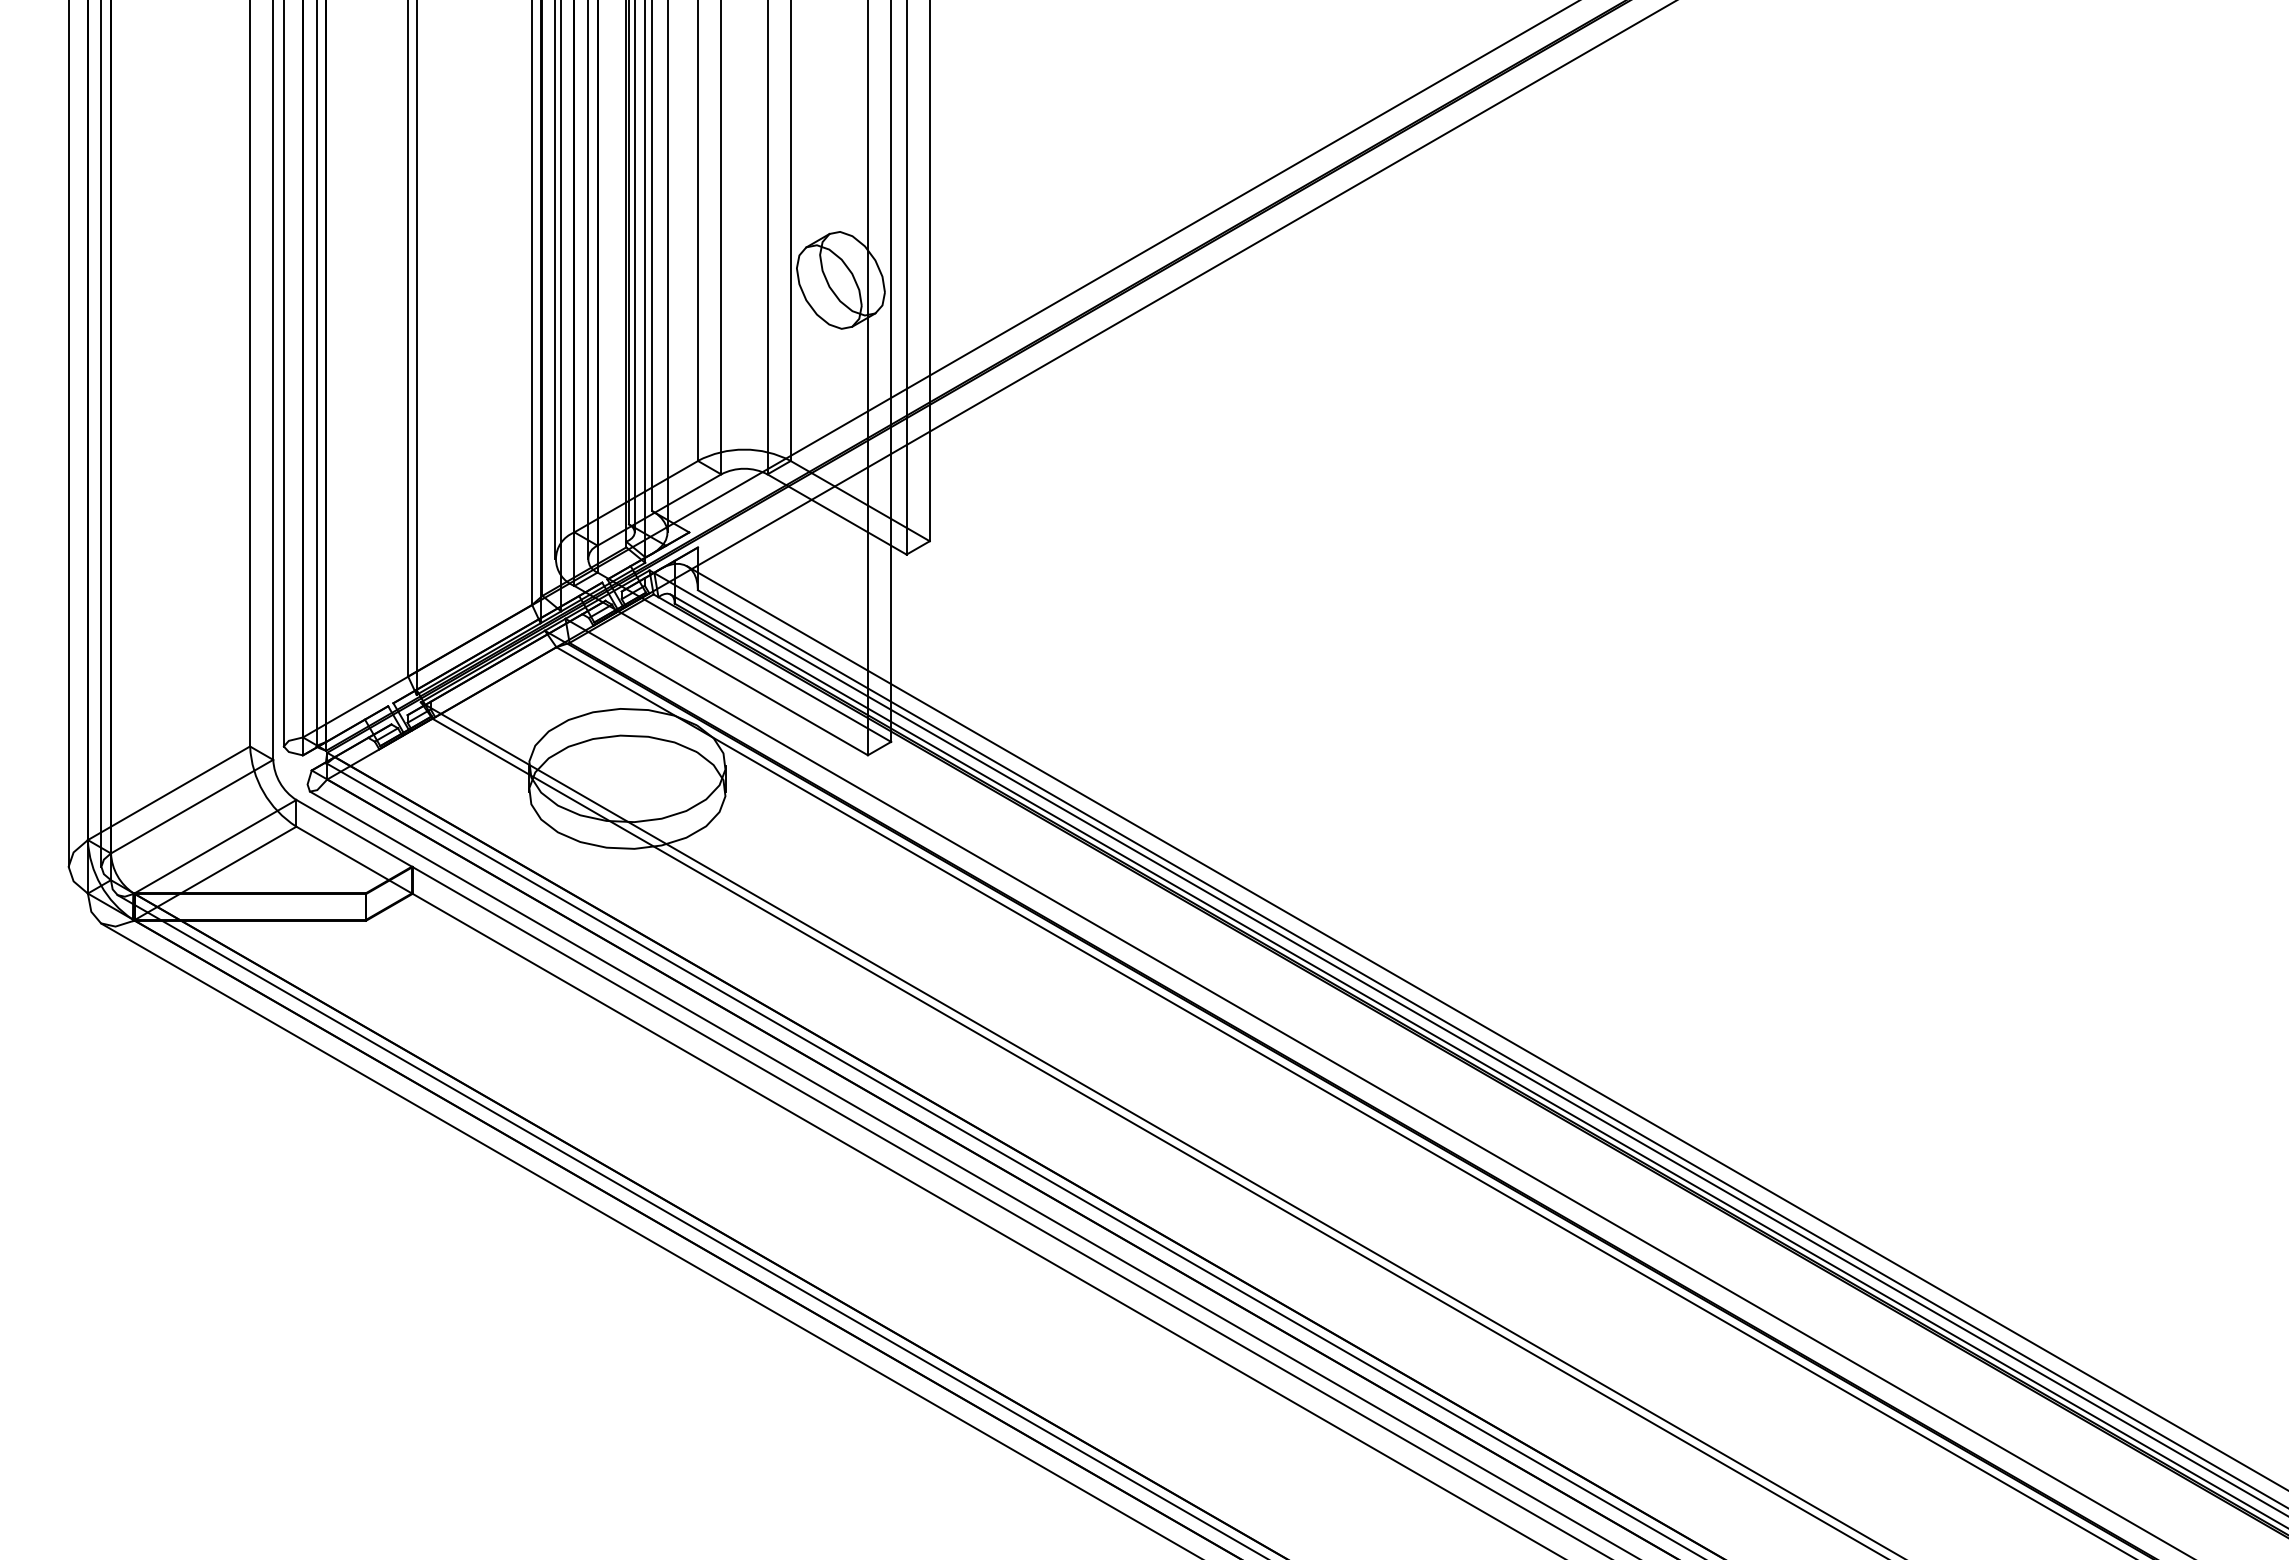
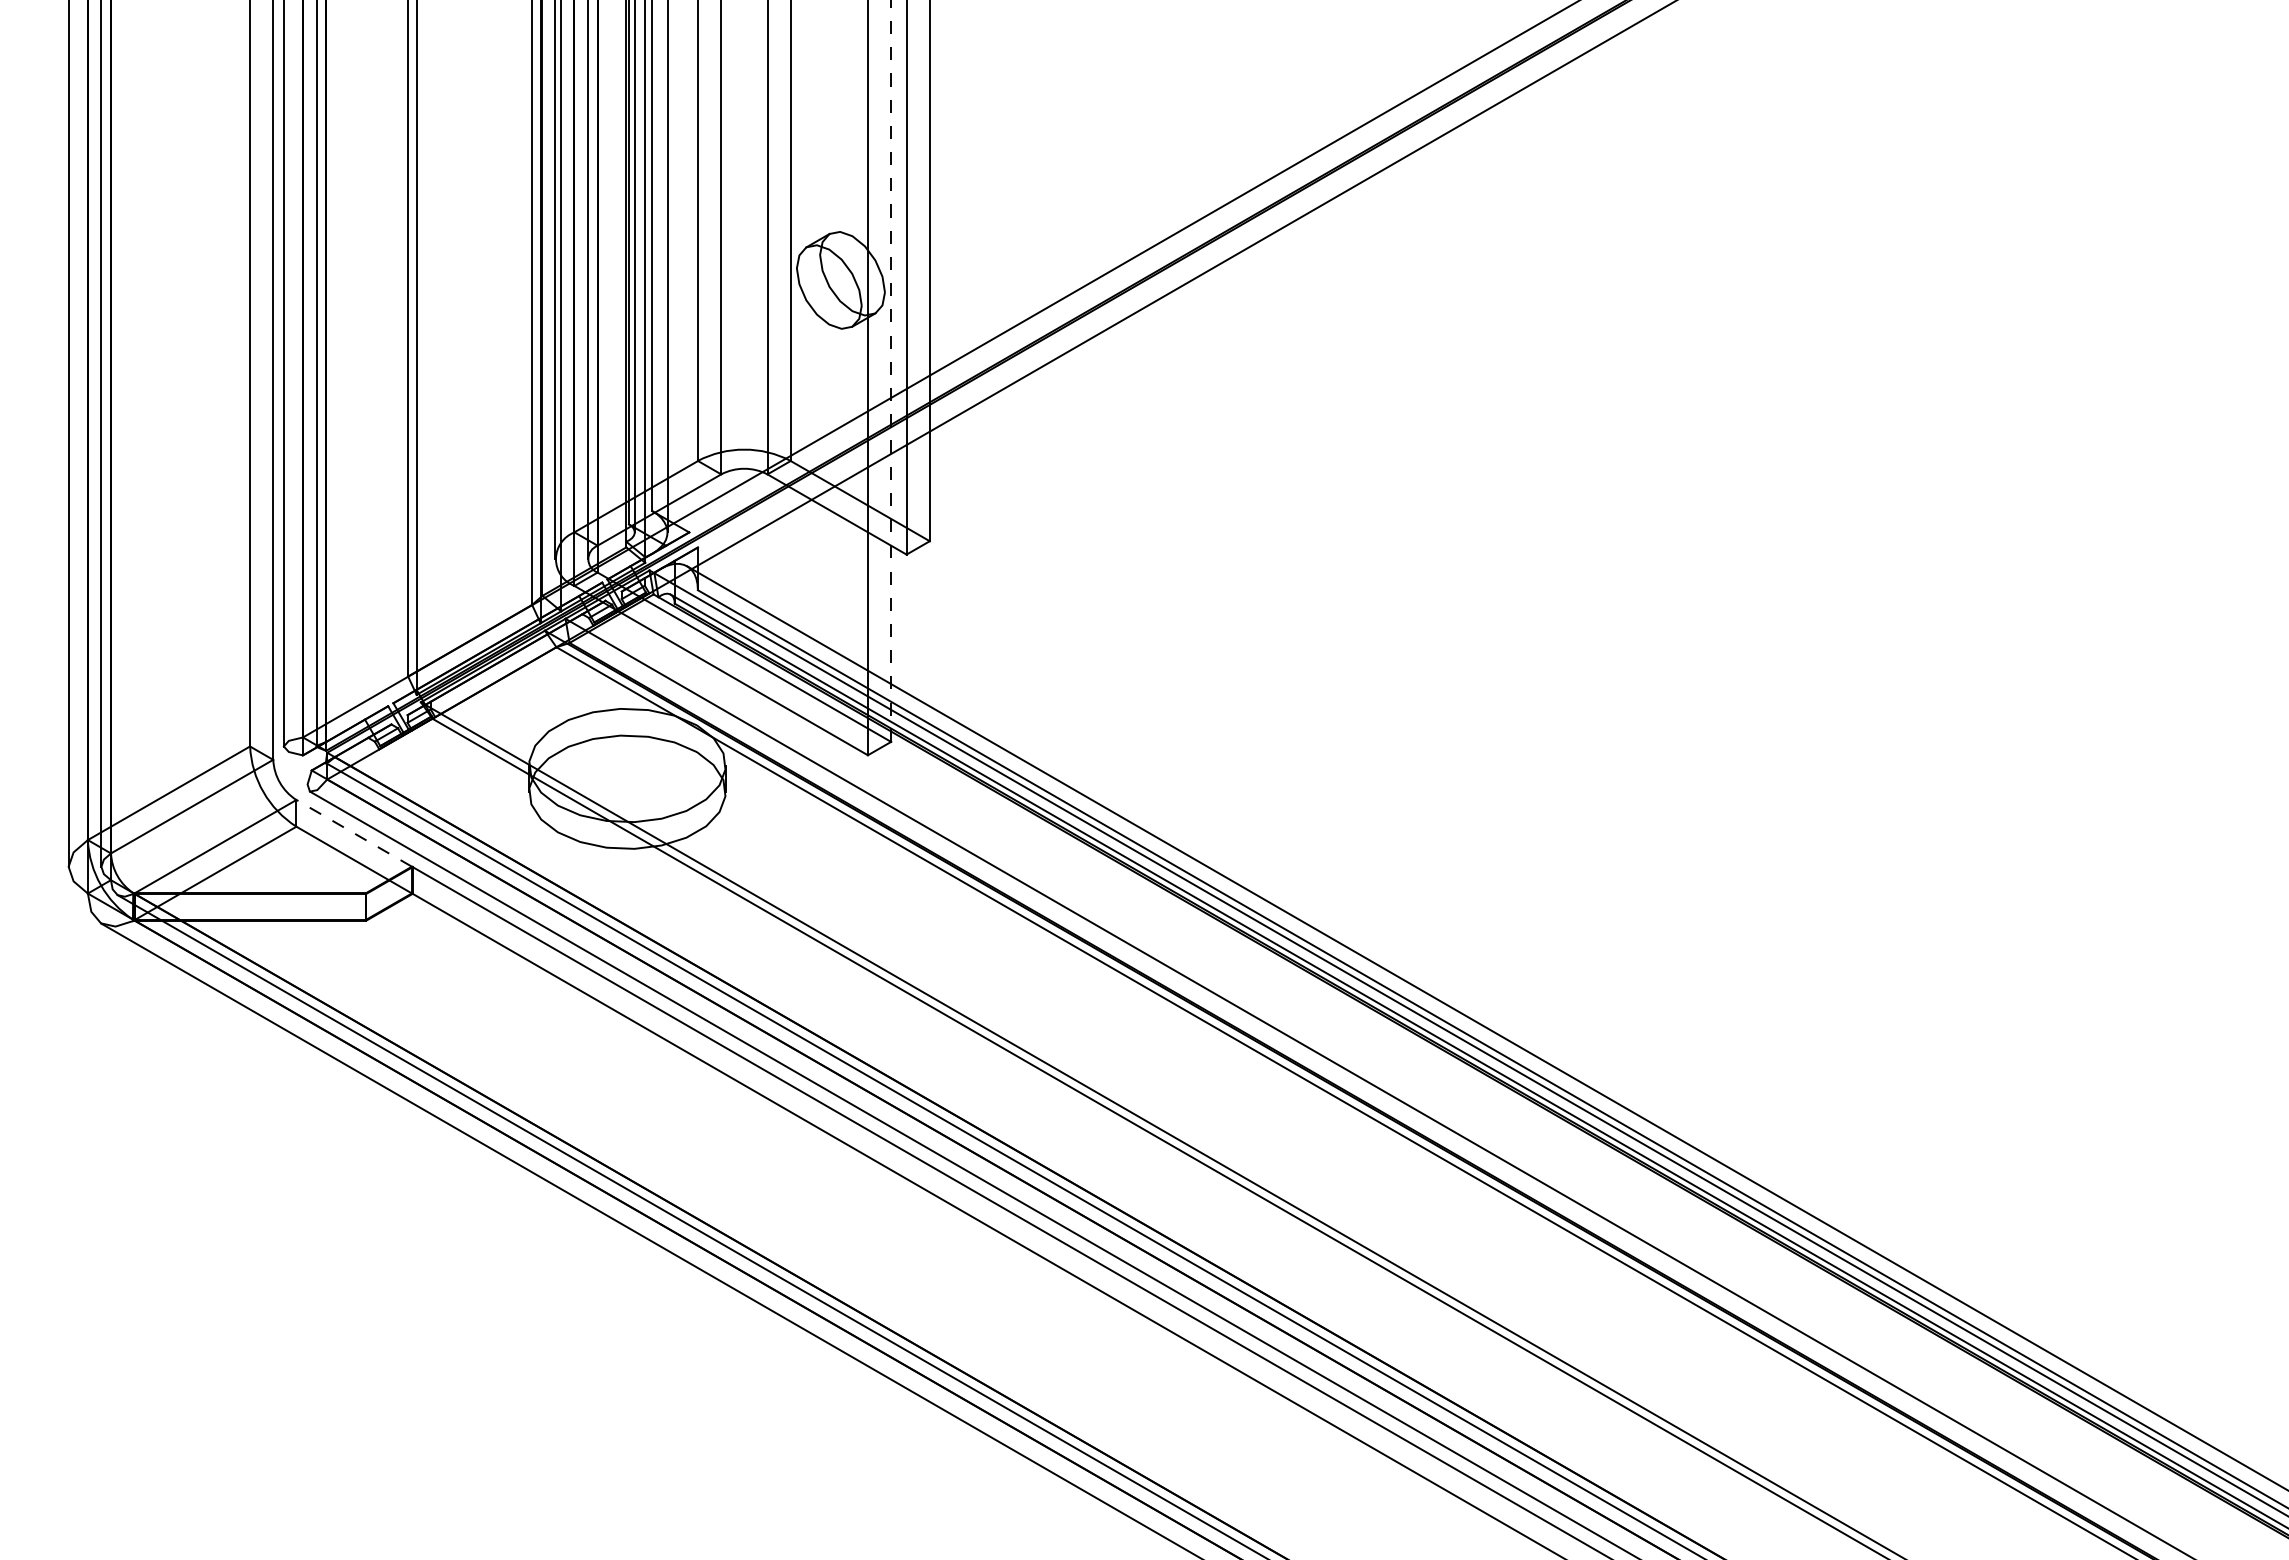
line: solid -> dashed (891, 371)
line: solid -> dashed (354, 833)
